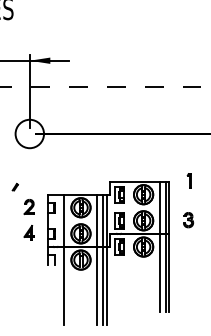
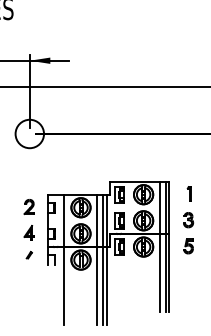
line: dashed -> solid (105, 86)
part position: (188, 180) -> (188, 193) (188, 193)
part position: (14, 186) -> (28, 254) (28, 254)
part: none -> present (188, 246)
